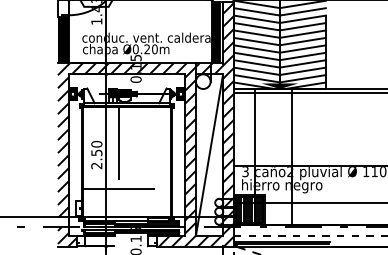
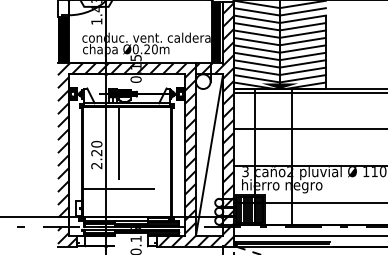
line: none -> present (309, 129)
text: 2.50 -> 2.20 (96, 152)
line: dashed -> solid (310, 235)
